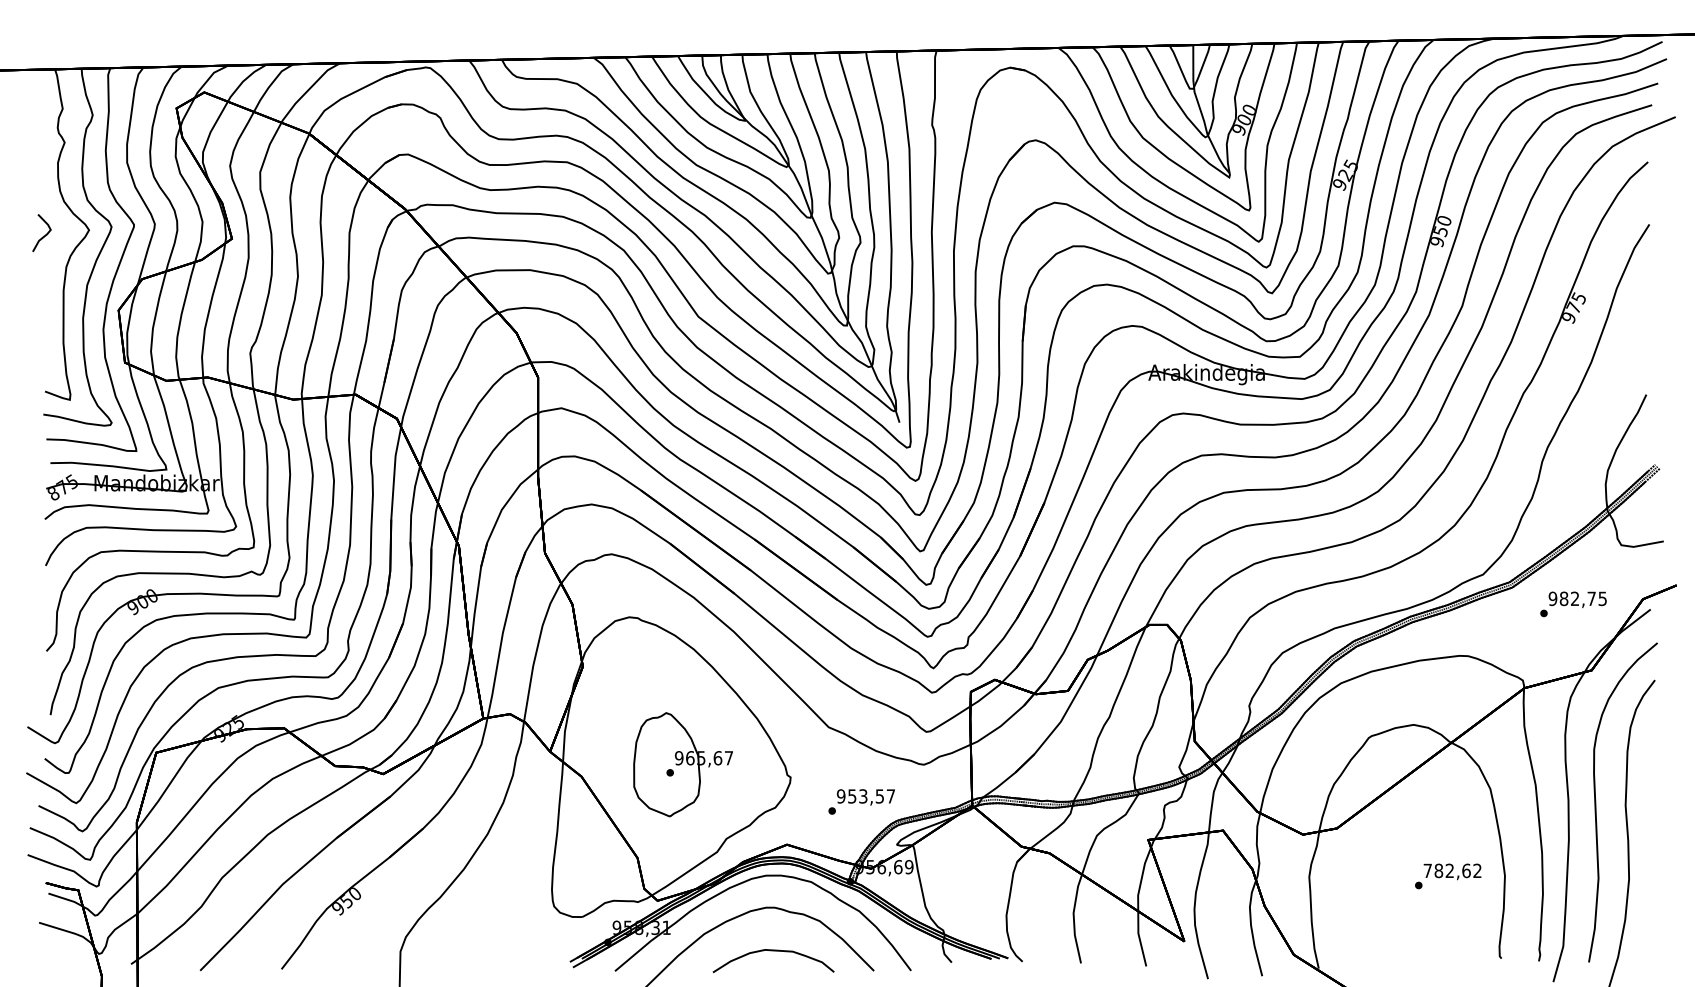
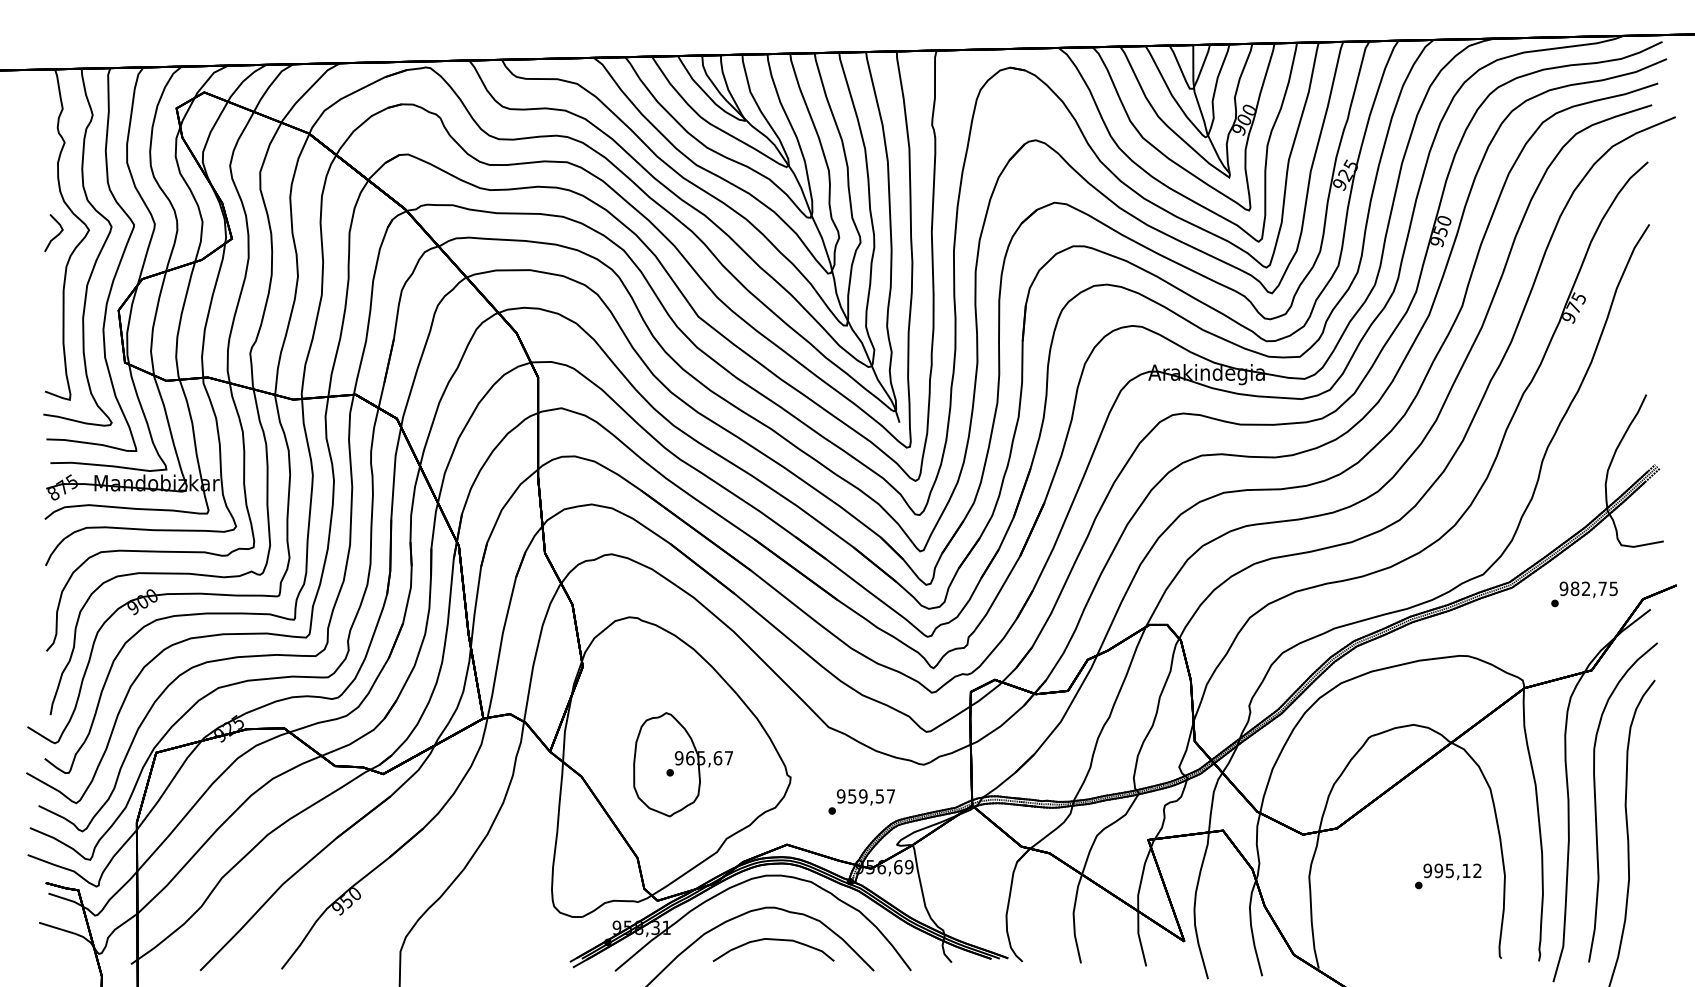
curve position: (42, 236) -> (54, 236) (54, 236)
text position: (1573, 604) -> (1584, 594) (1584, 594)
text: 953,57 -> 959,57 (863, 796)
text: 782,62 -> 995,12 (1446, 870)
curve position: (773, 951) -> (773, 940) (773, 940)
